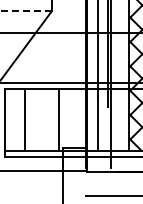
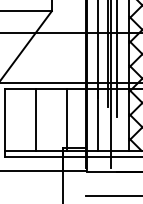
line: dashed -> solid (25, 11)
line: none -> present (116, 59)
line position: (25, 119) -> (36, 119) (36, 119)
line position: (59, 119) -> (67, 119) (67, 119)
